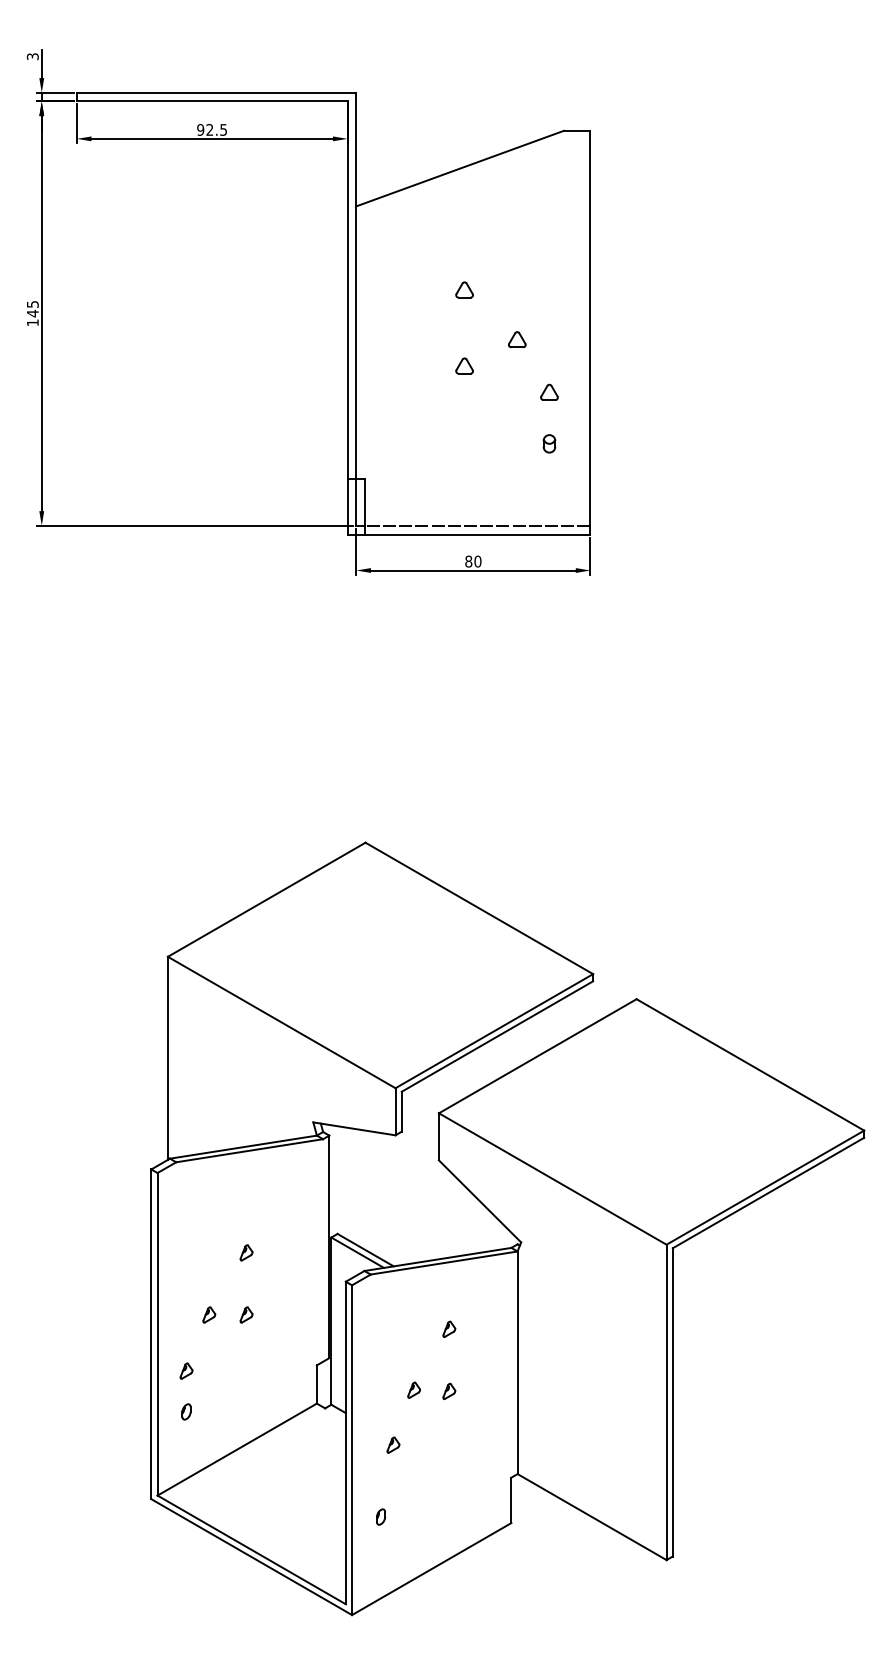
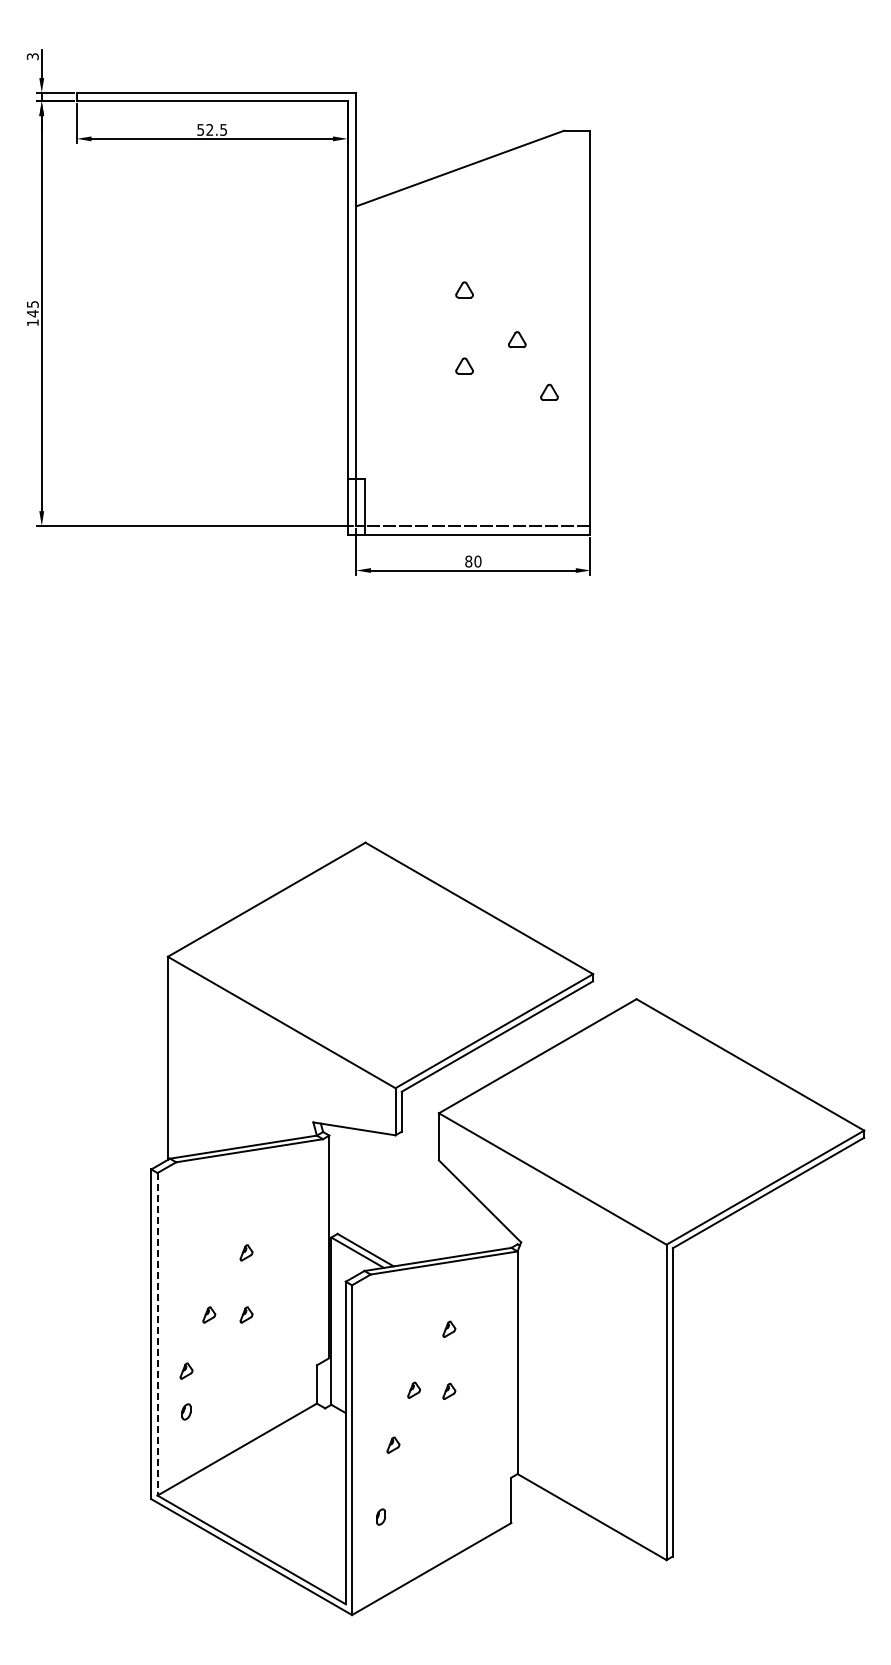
text: 92.5 -> 52.5 (200, 129)
part: present -> none (549, 443)
line: solid -> dashed (157, 1334)
